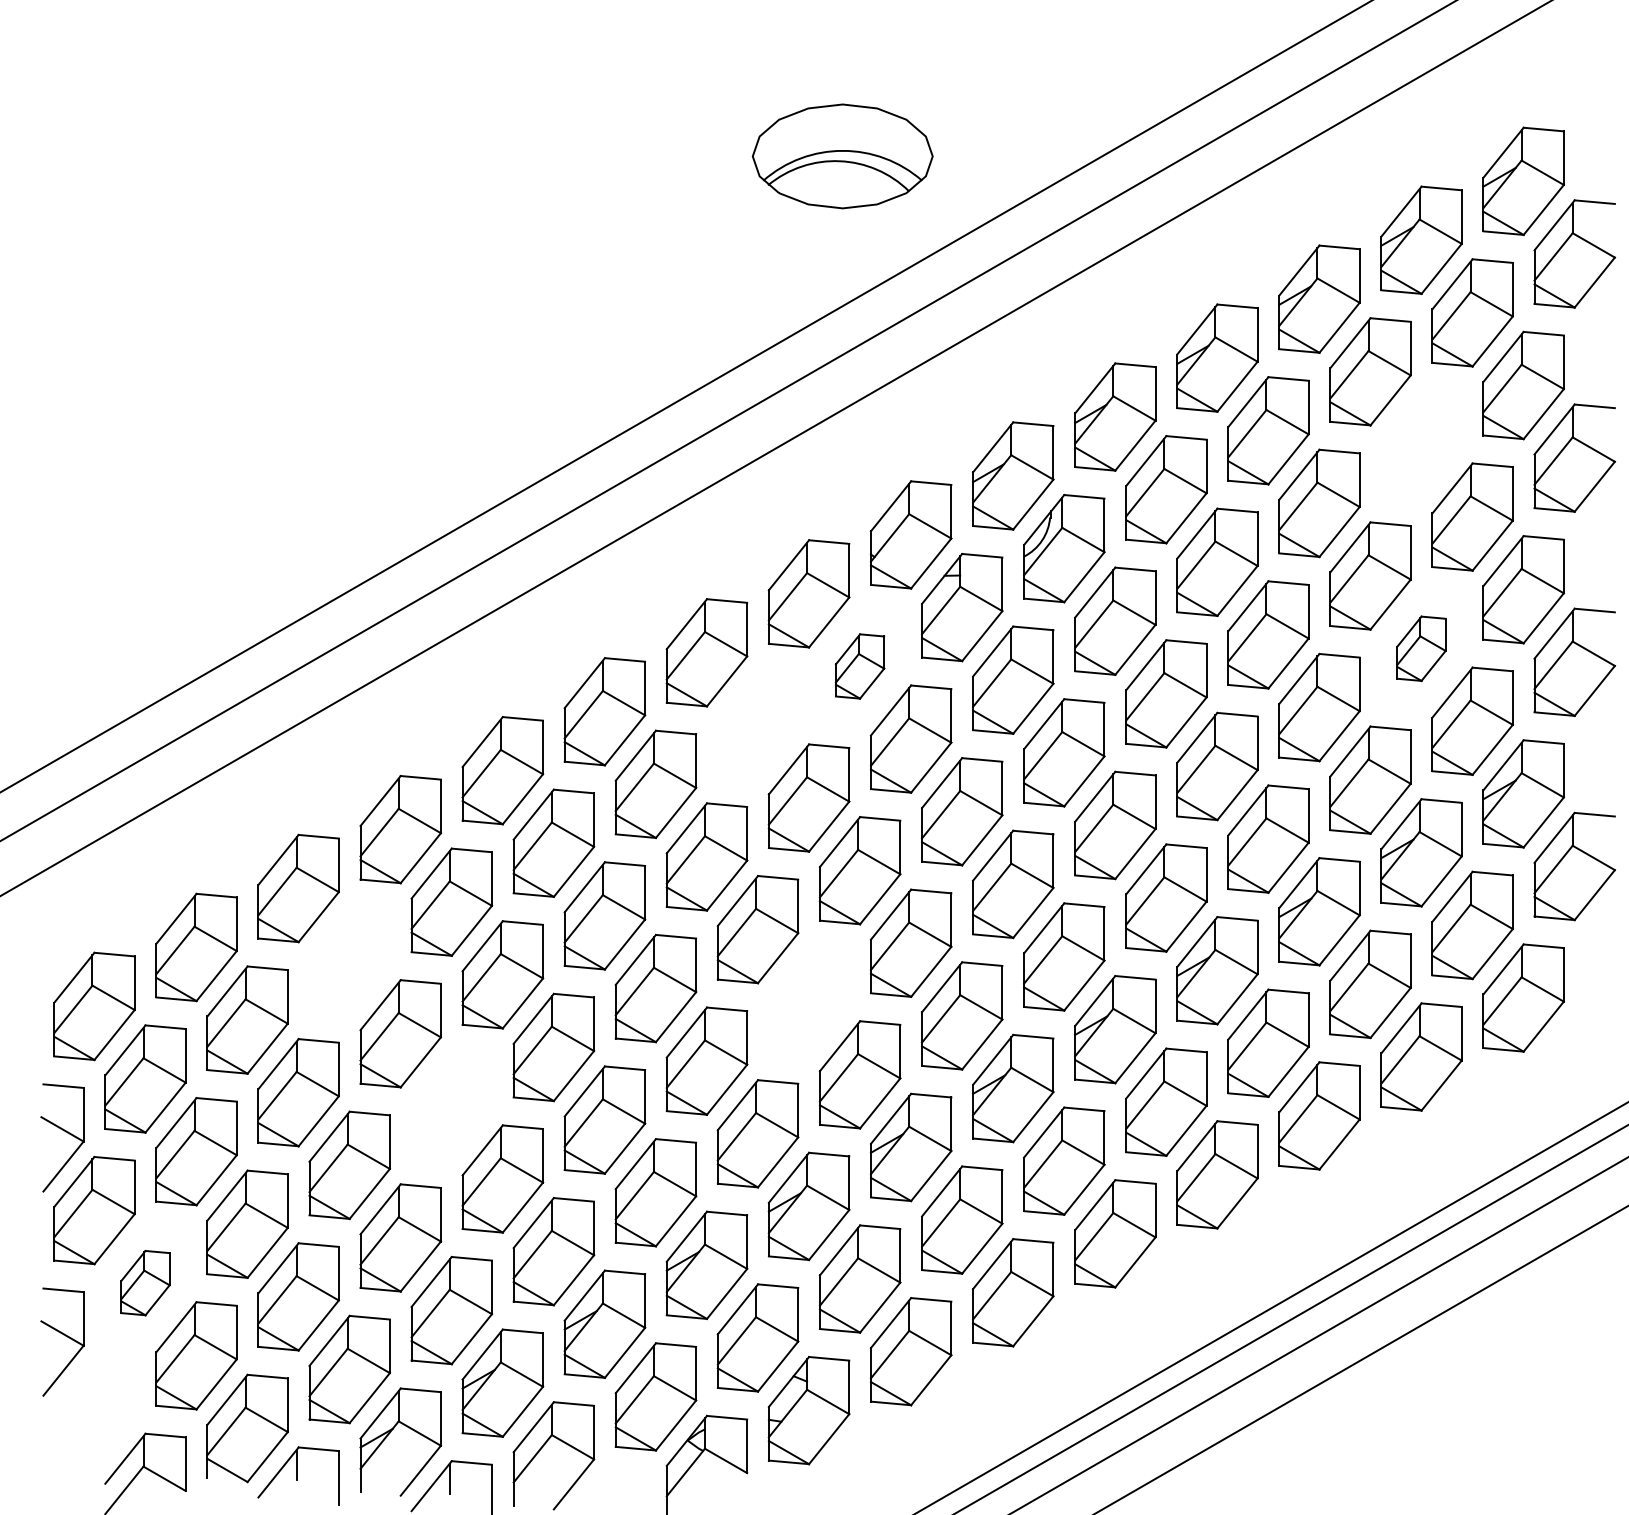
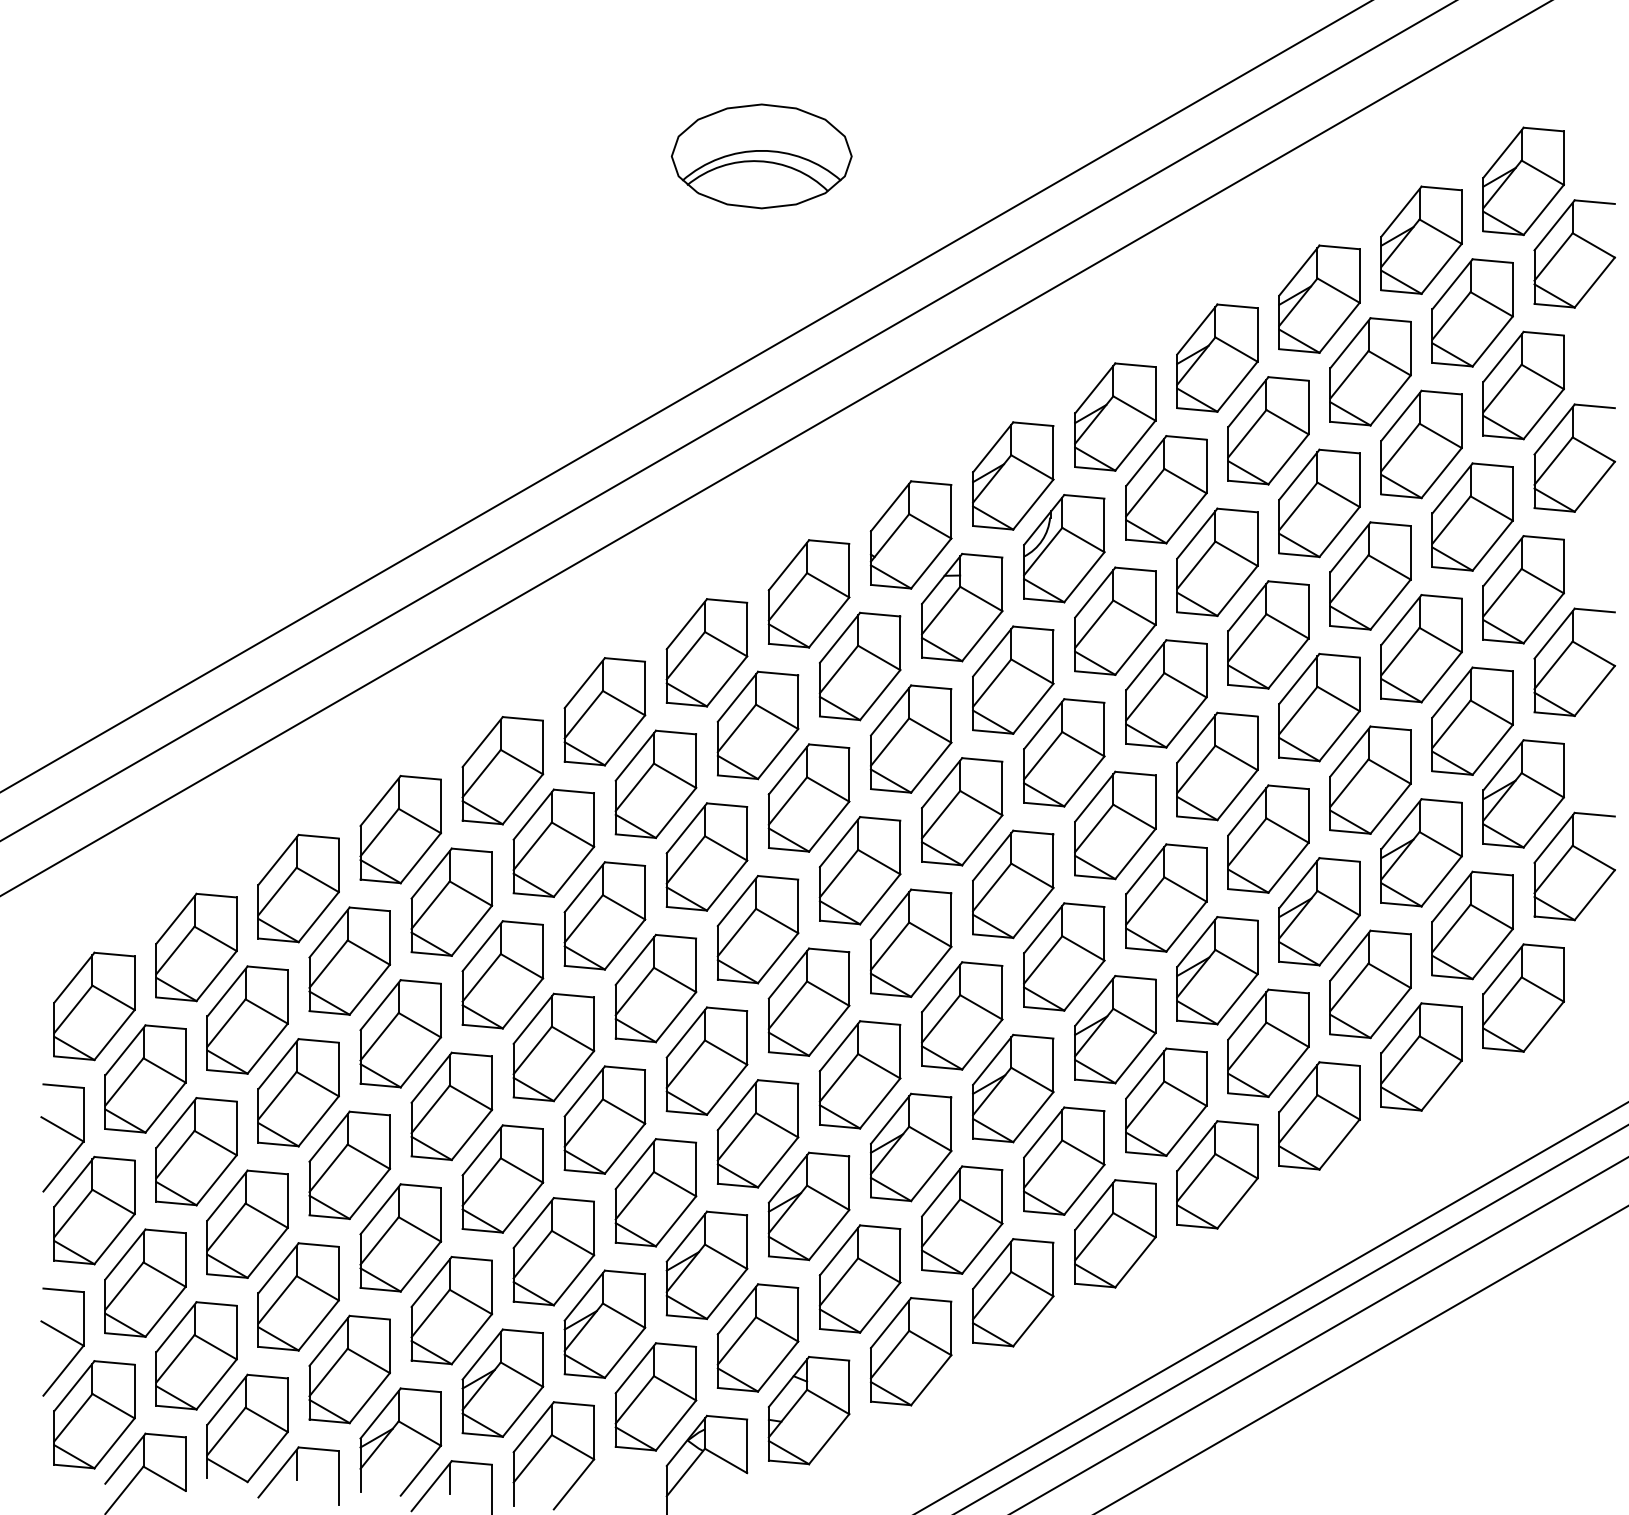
part position: (842, 156) -> (761, 156) (761, 156)
part: none -> present (1421, 444)
part size: 51x68 px -> 83x110 px (1421, 648)
part size: 52x67 px -> 84x111 px (859, 666)
part: none -> present (757, 725)
part: none -> present (349, 960)
part: none -> present (808, 1001)
part: none -> present (451, 1106)
part size: 51x68 px -> 83x110 px (145, 1282)
part: none -> present (94, 1414)
